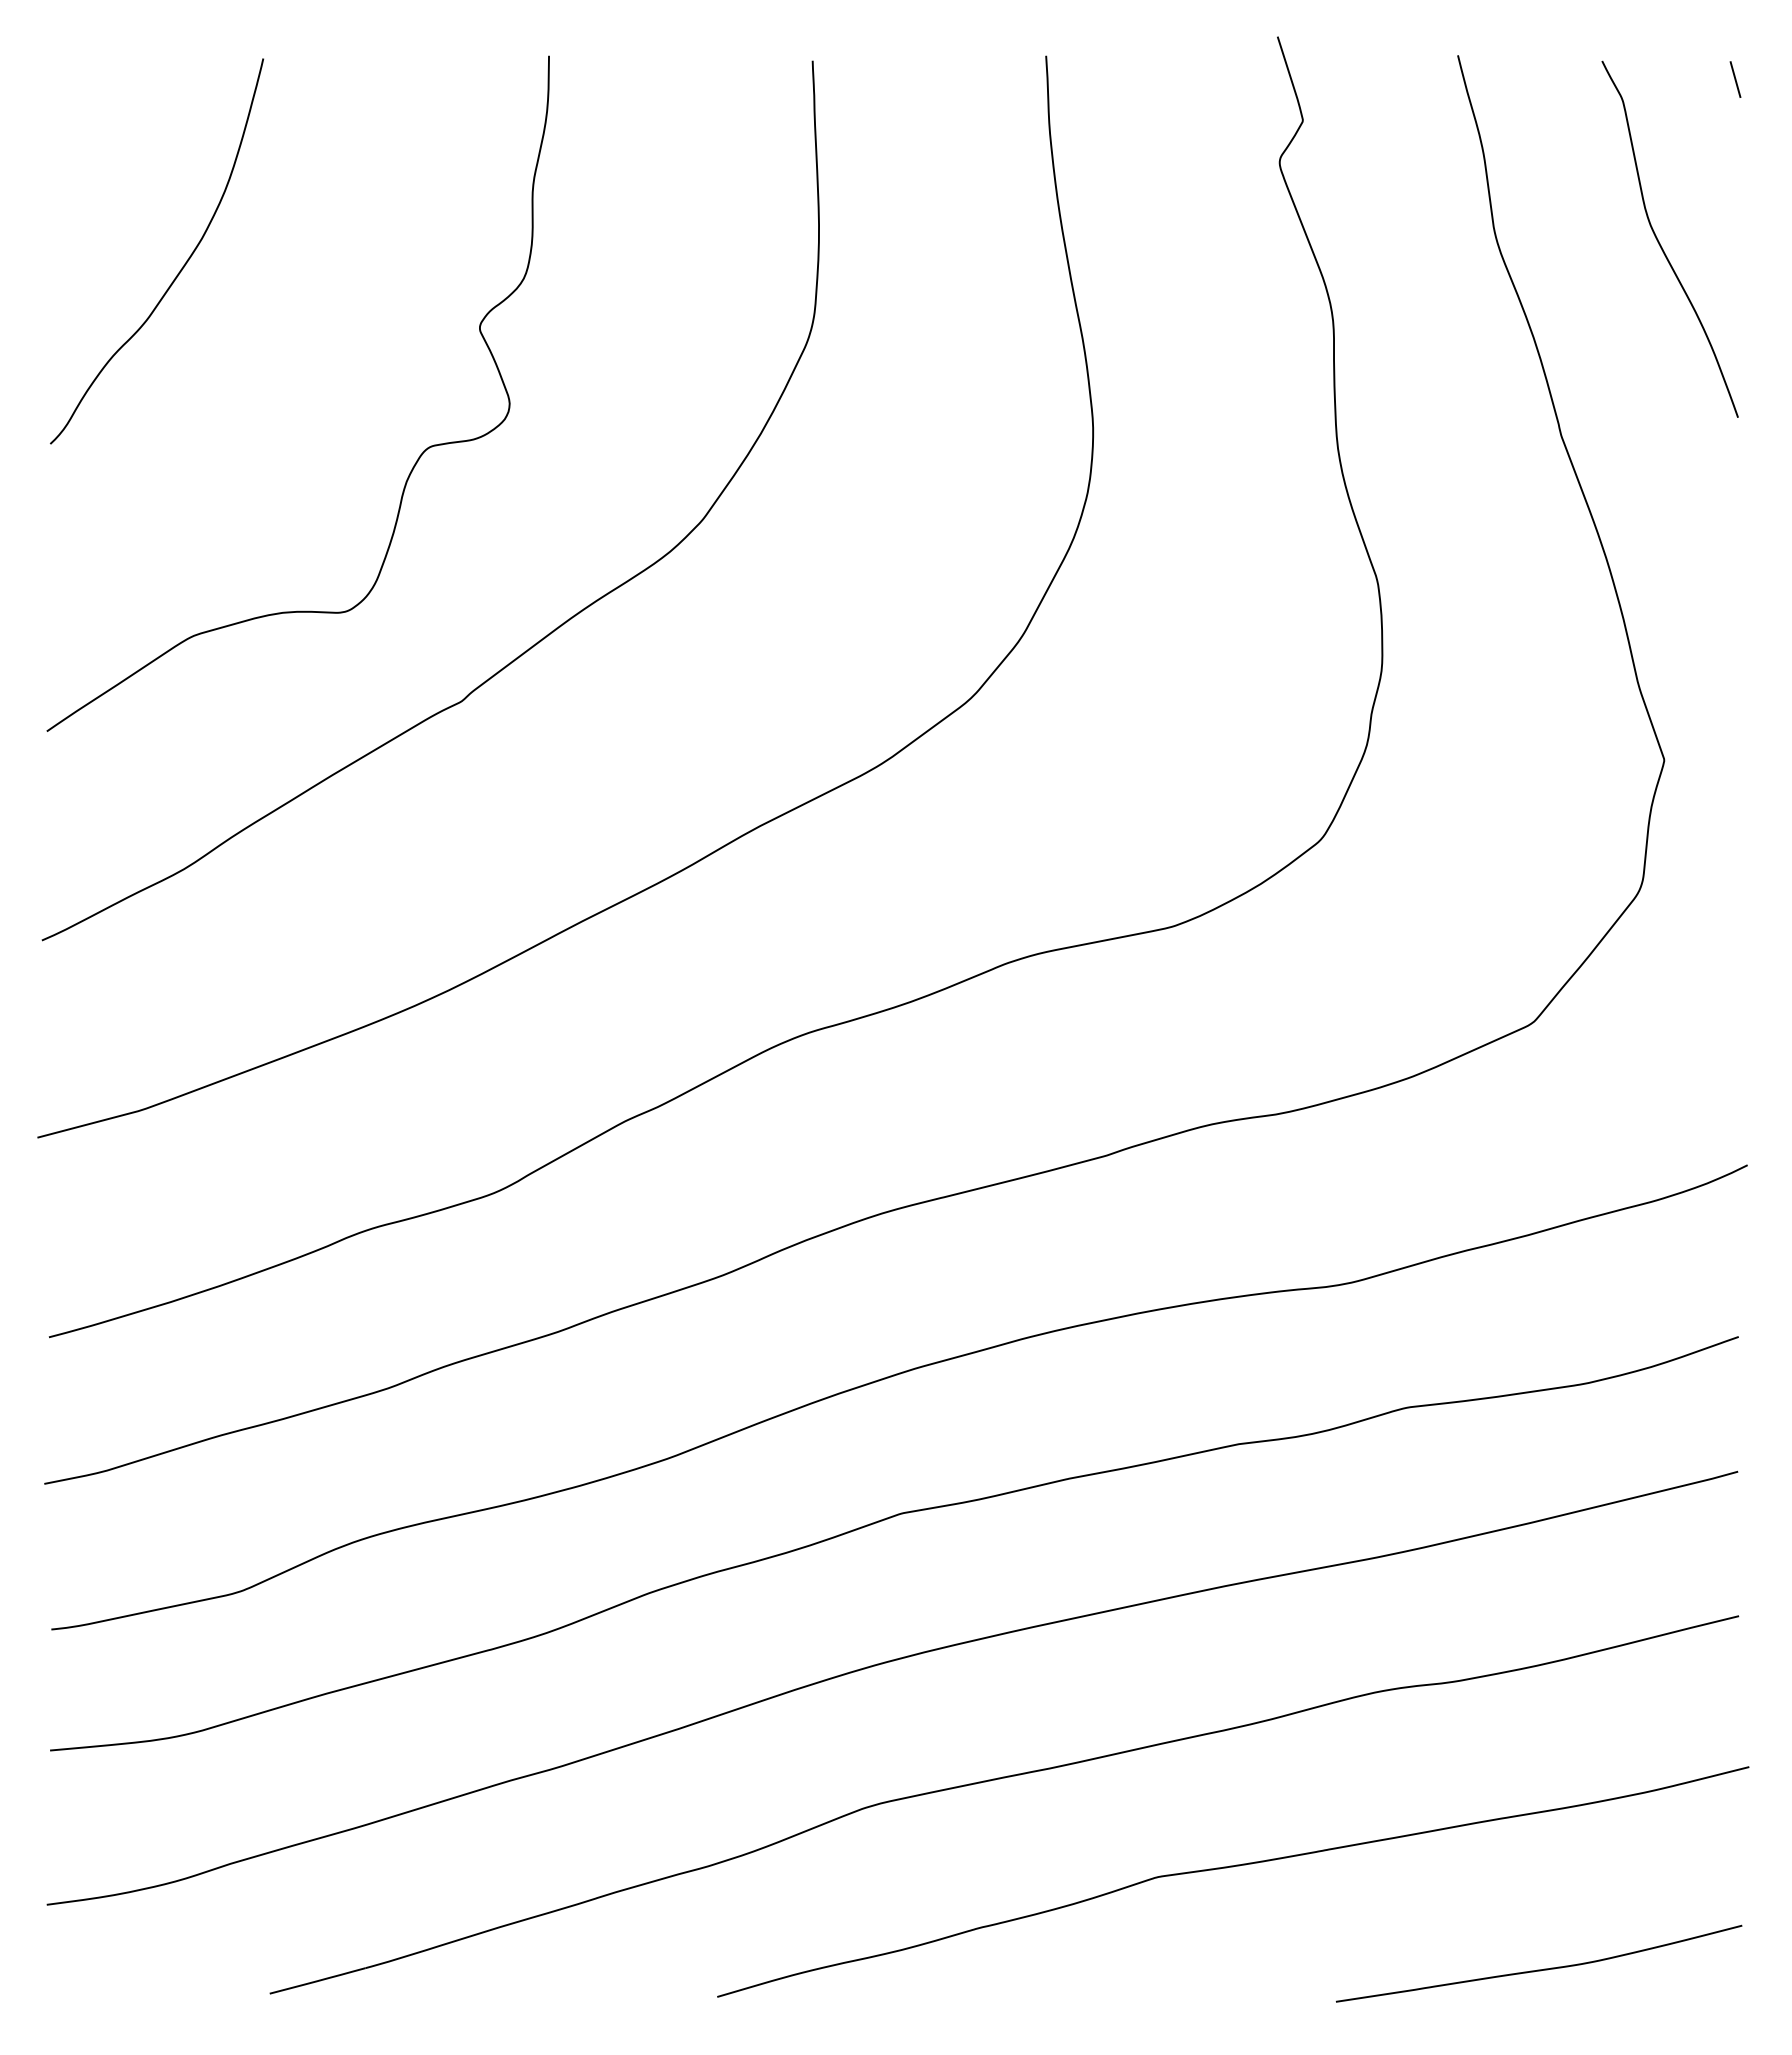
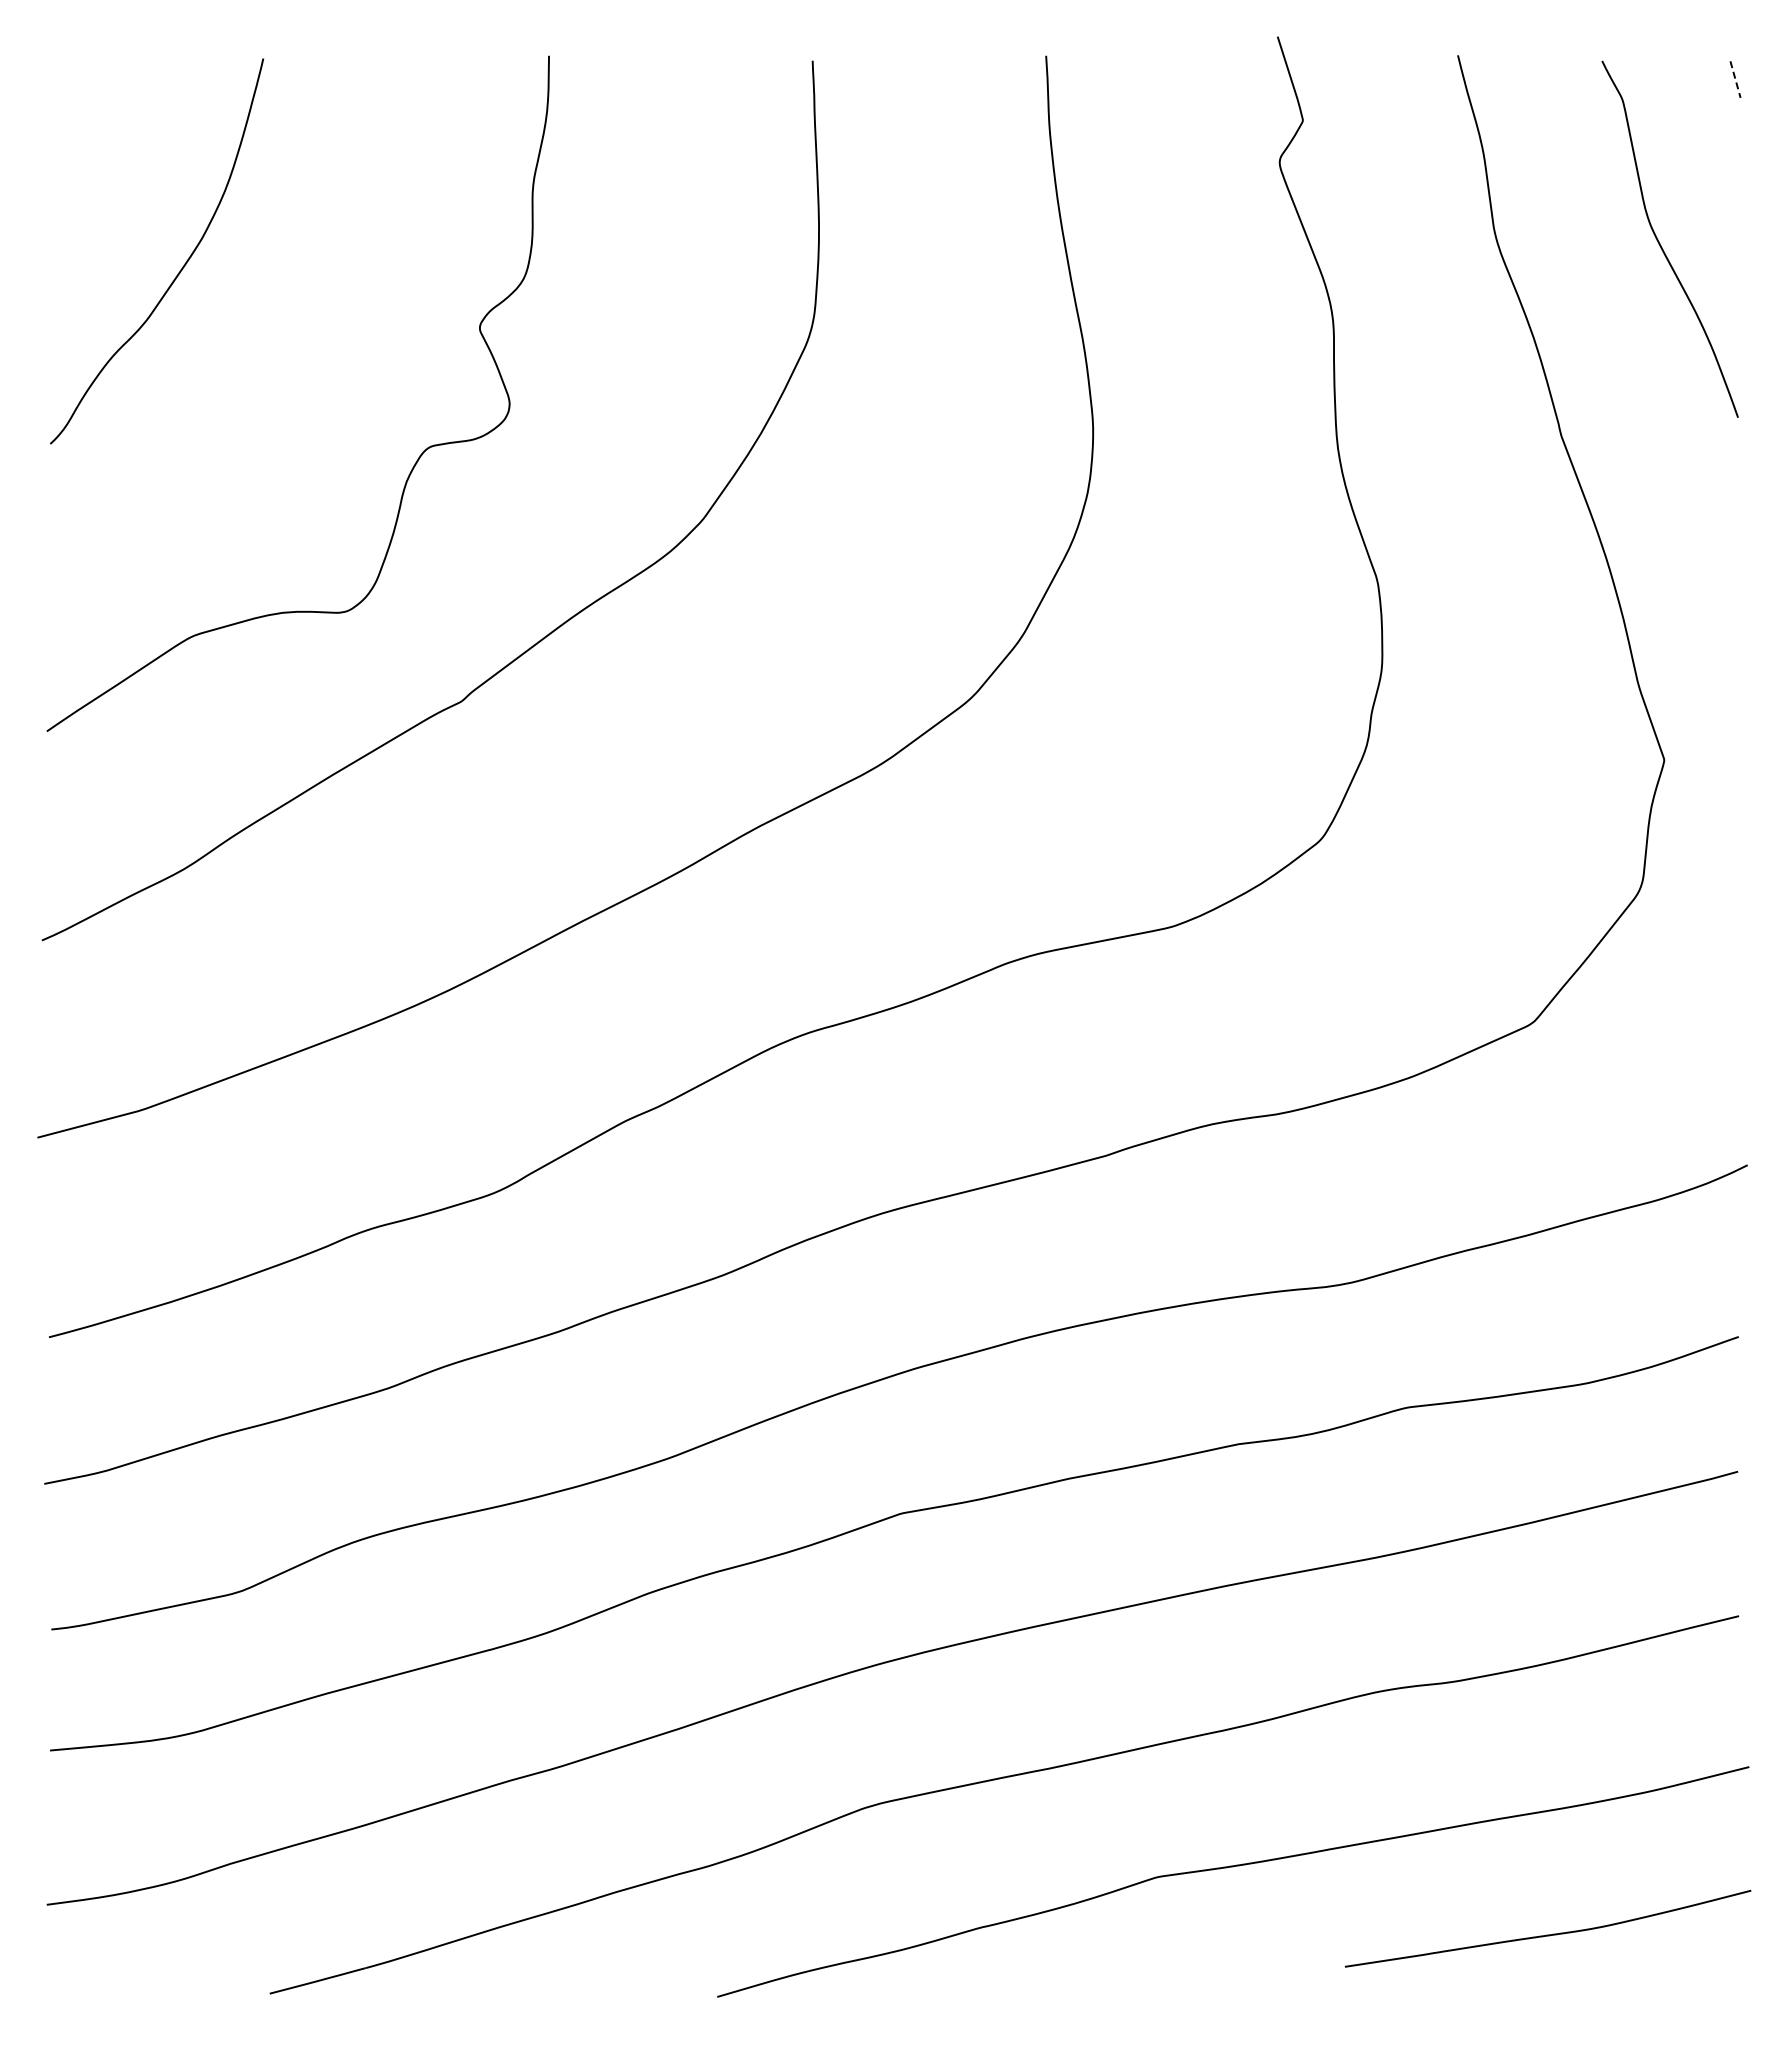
line: solid -> dashed (1735, 79)
curve position: (1539, 1969) -> (1548, 1934) (1548, 1934)
